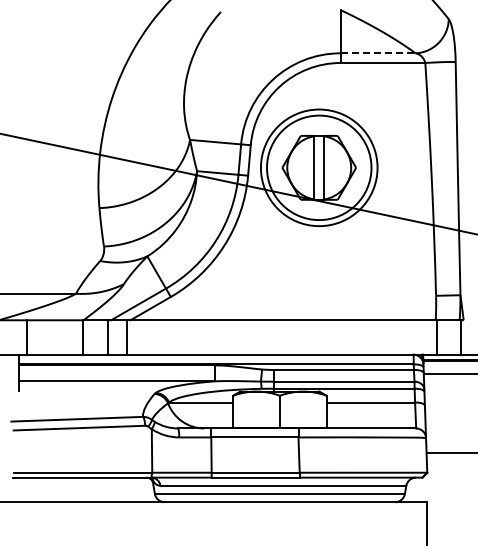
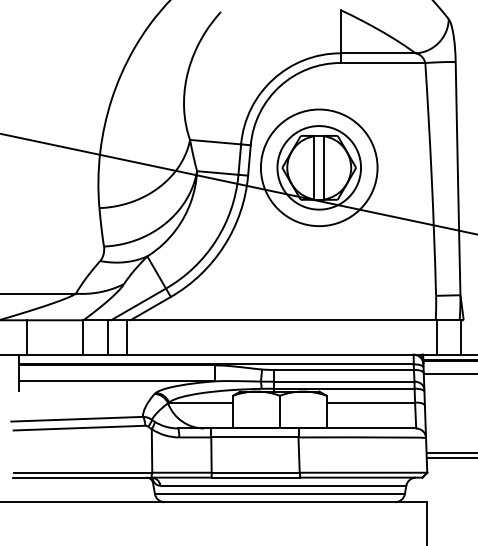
line: dashed -> solid (378, 53)
circle diameter: 104 px -> 84 px (319, 167)
line: none -> present (450, 457)
